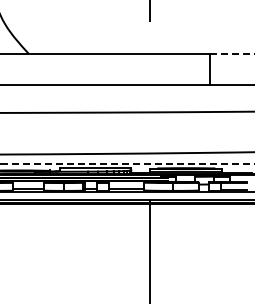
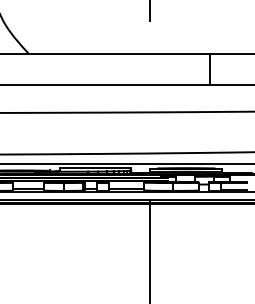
line: dashed -> solid (232, 53)
line: dashed -> solid (127, 163)
